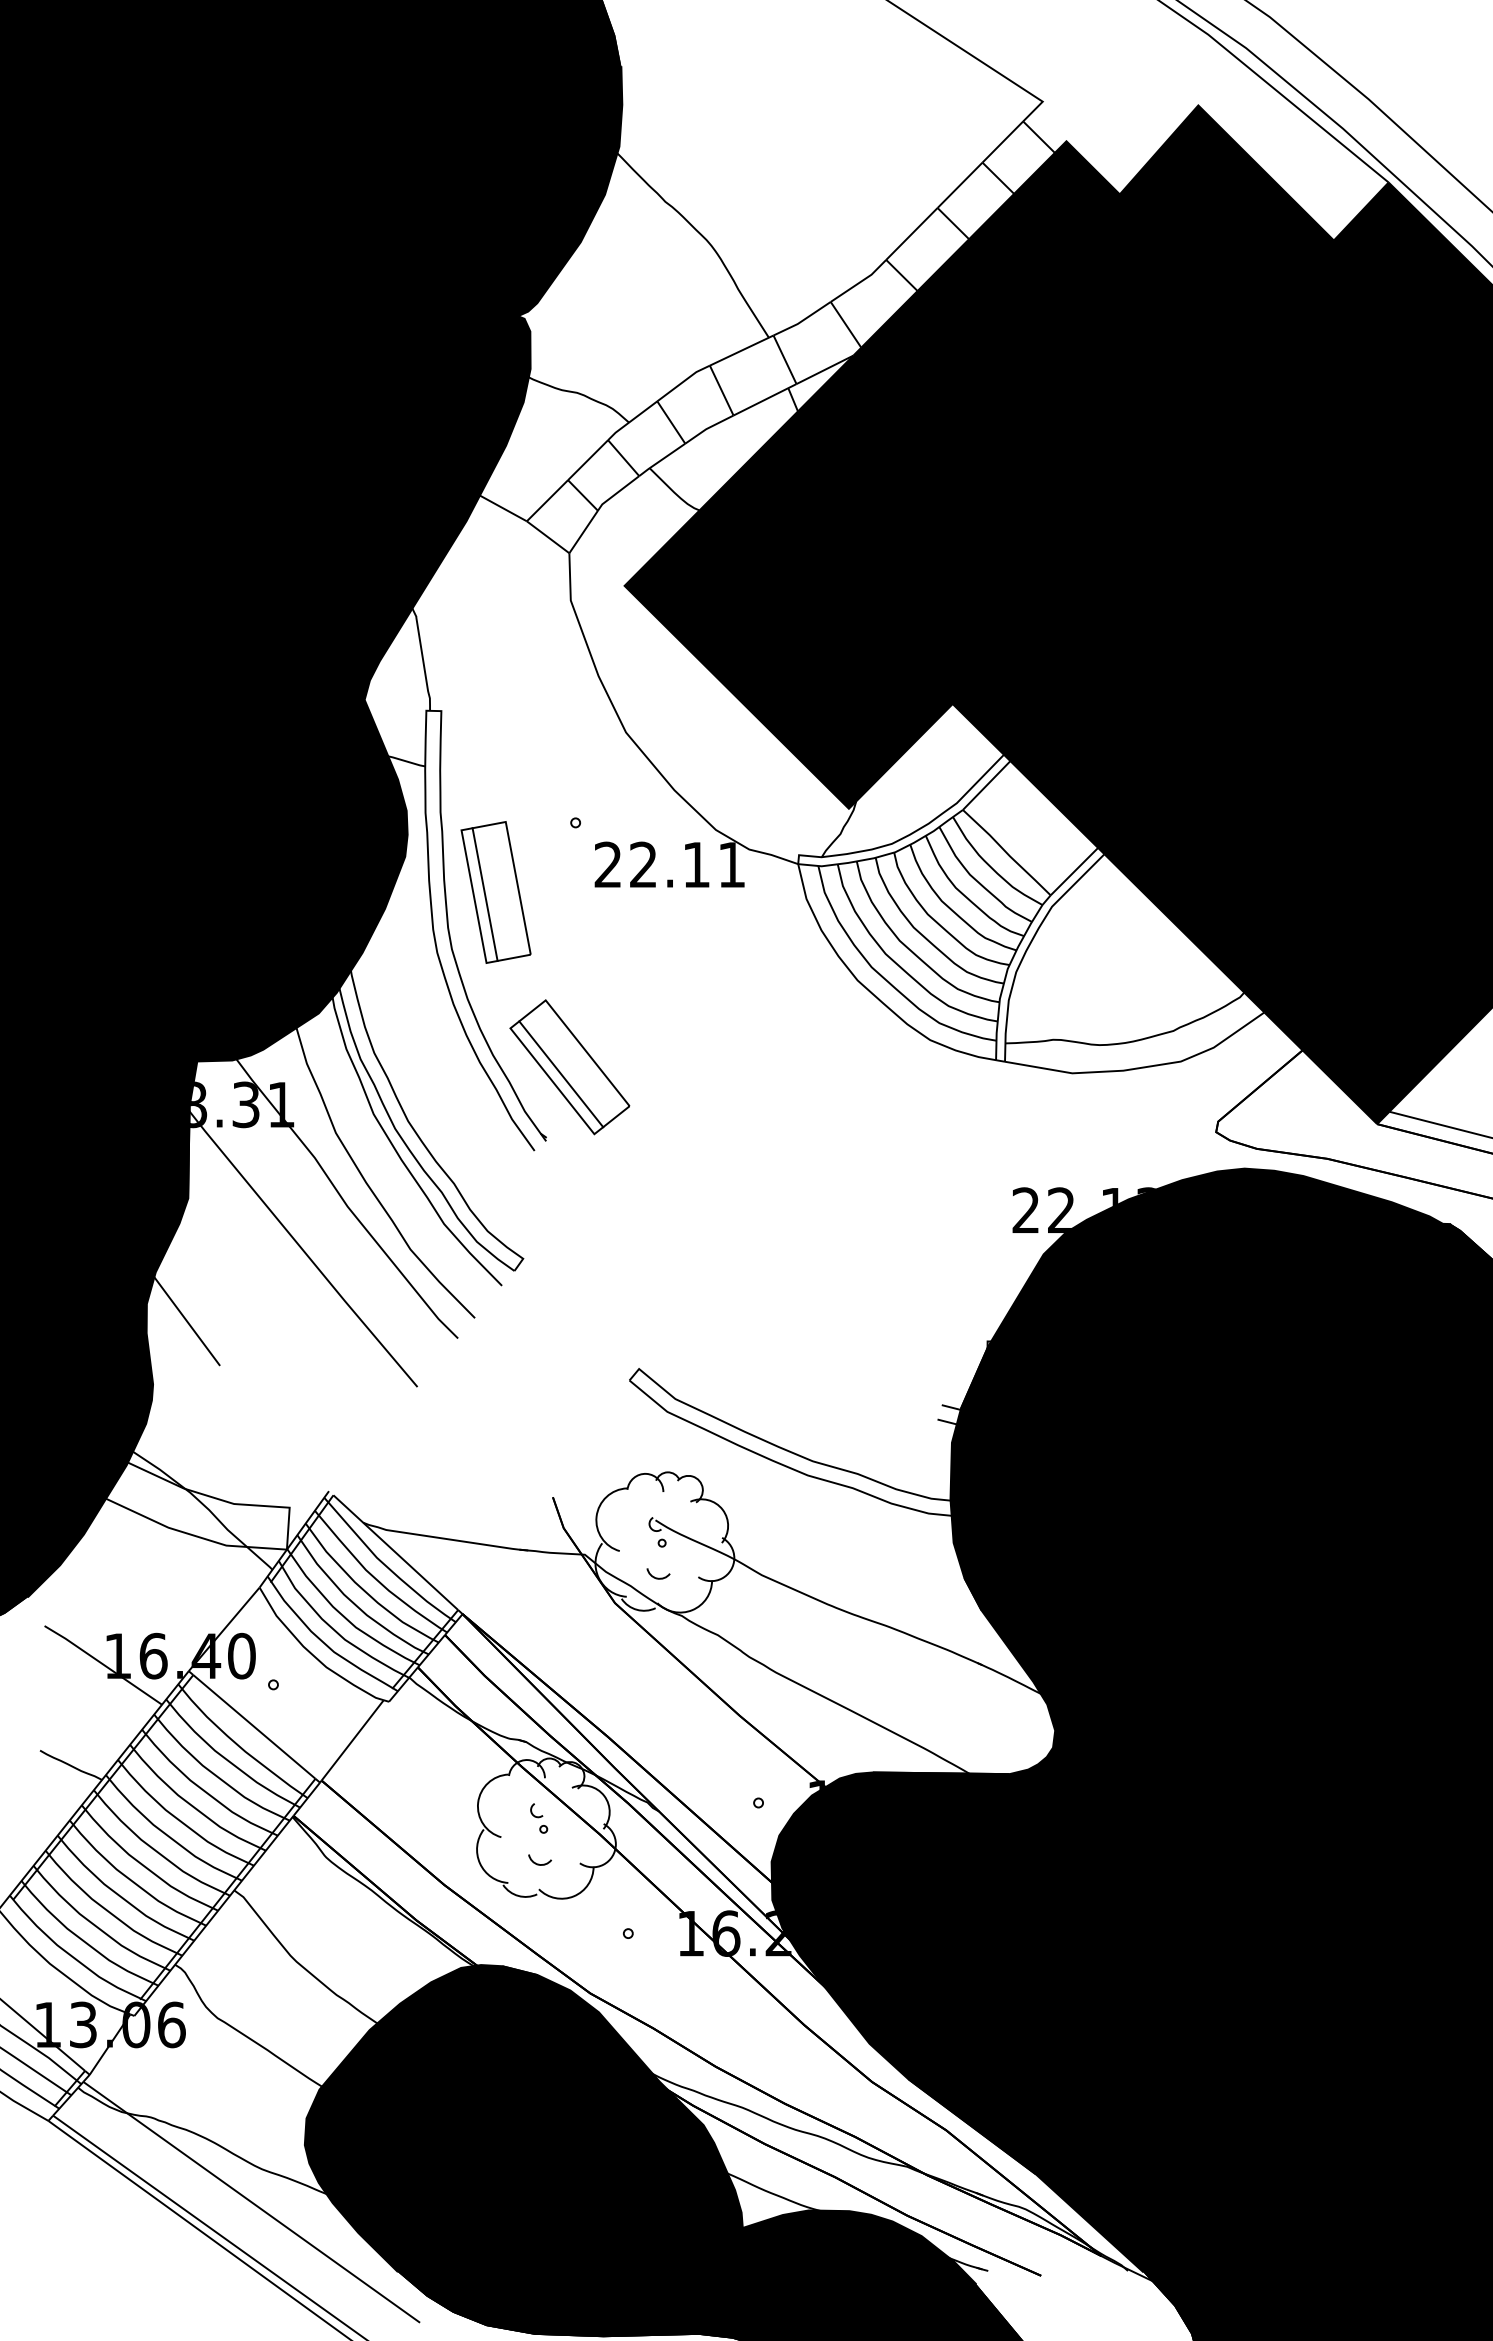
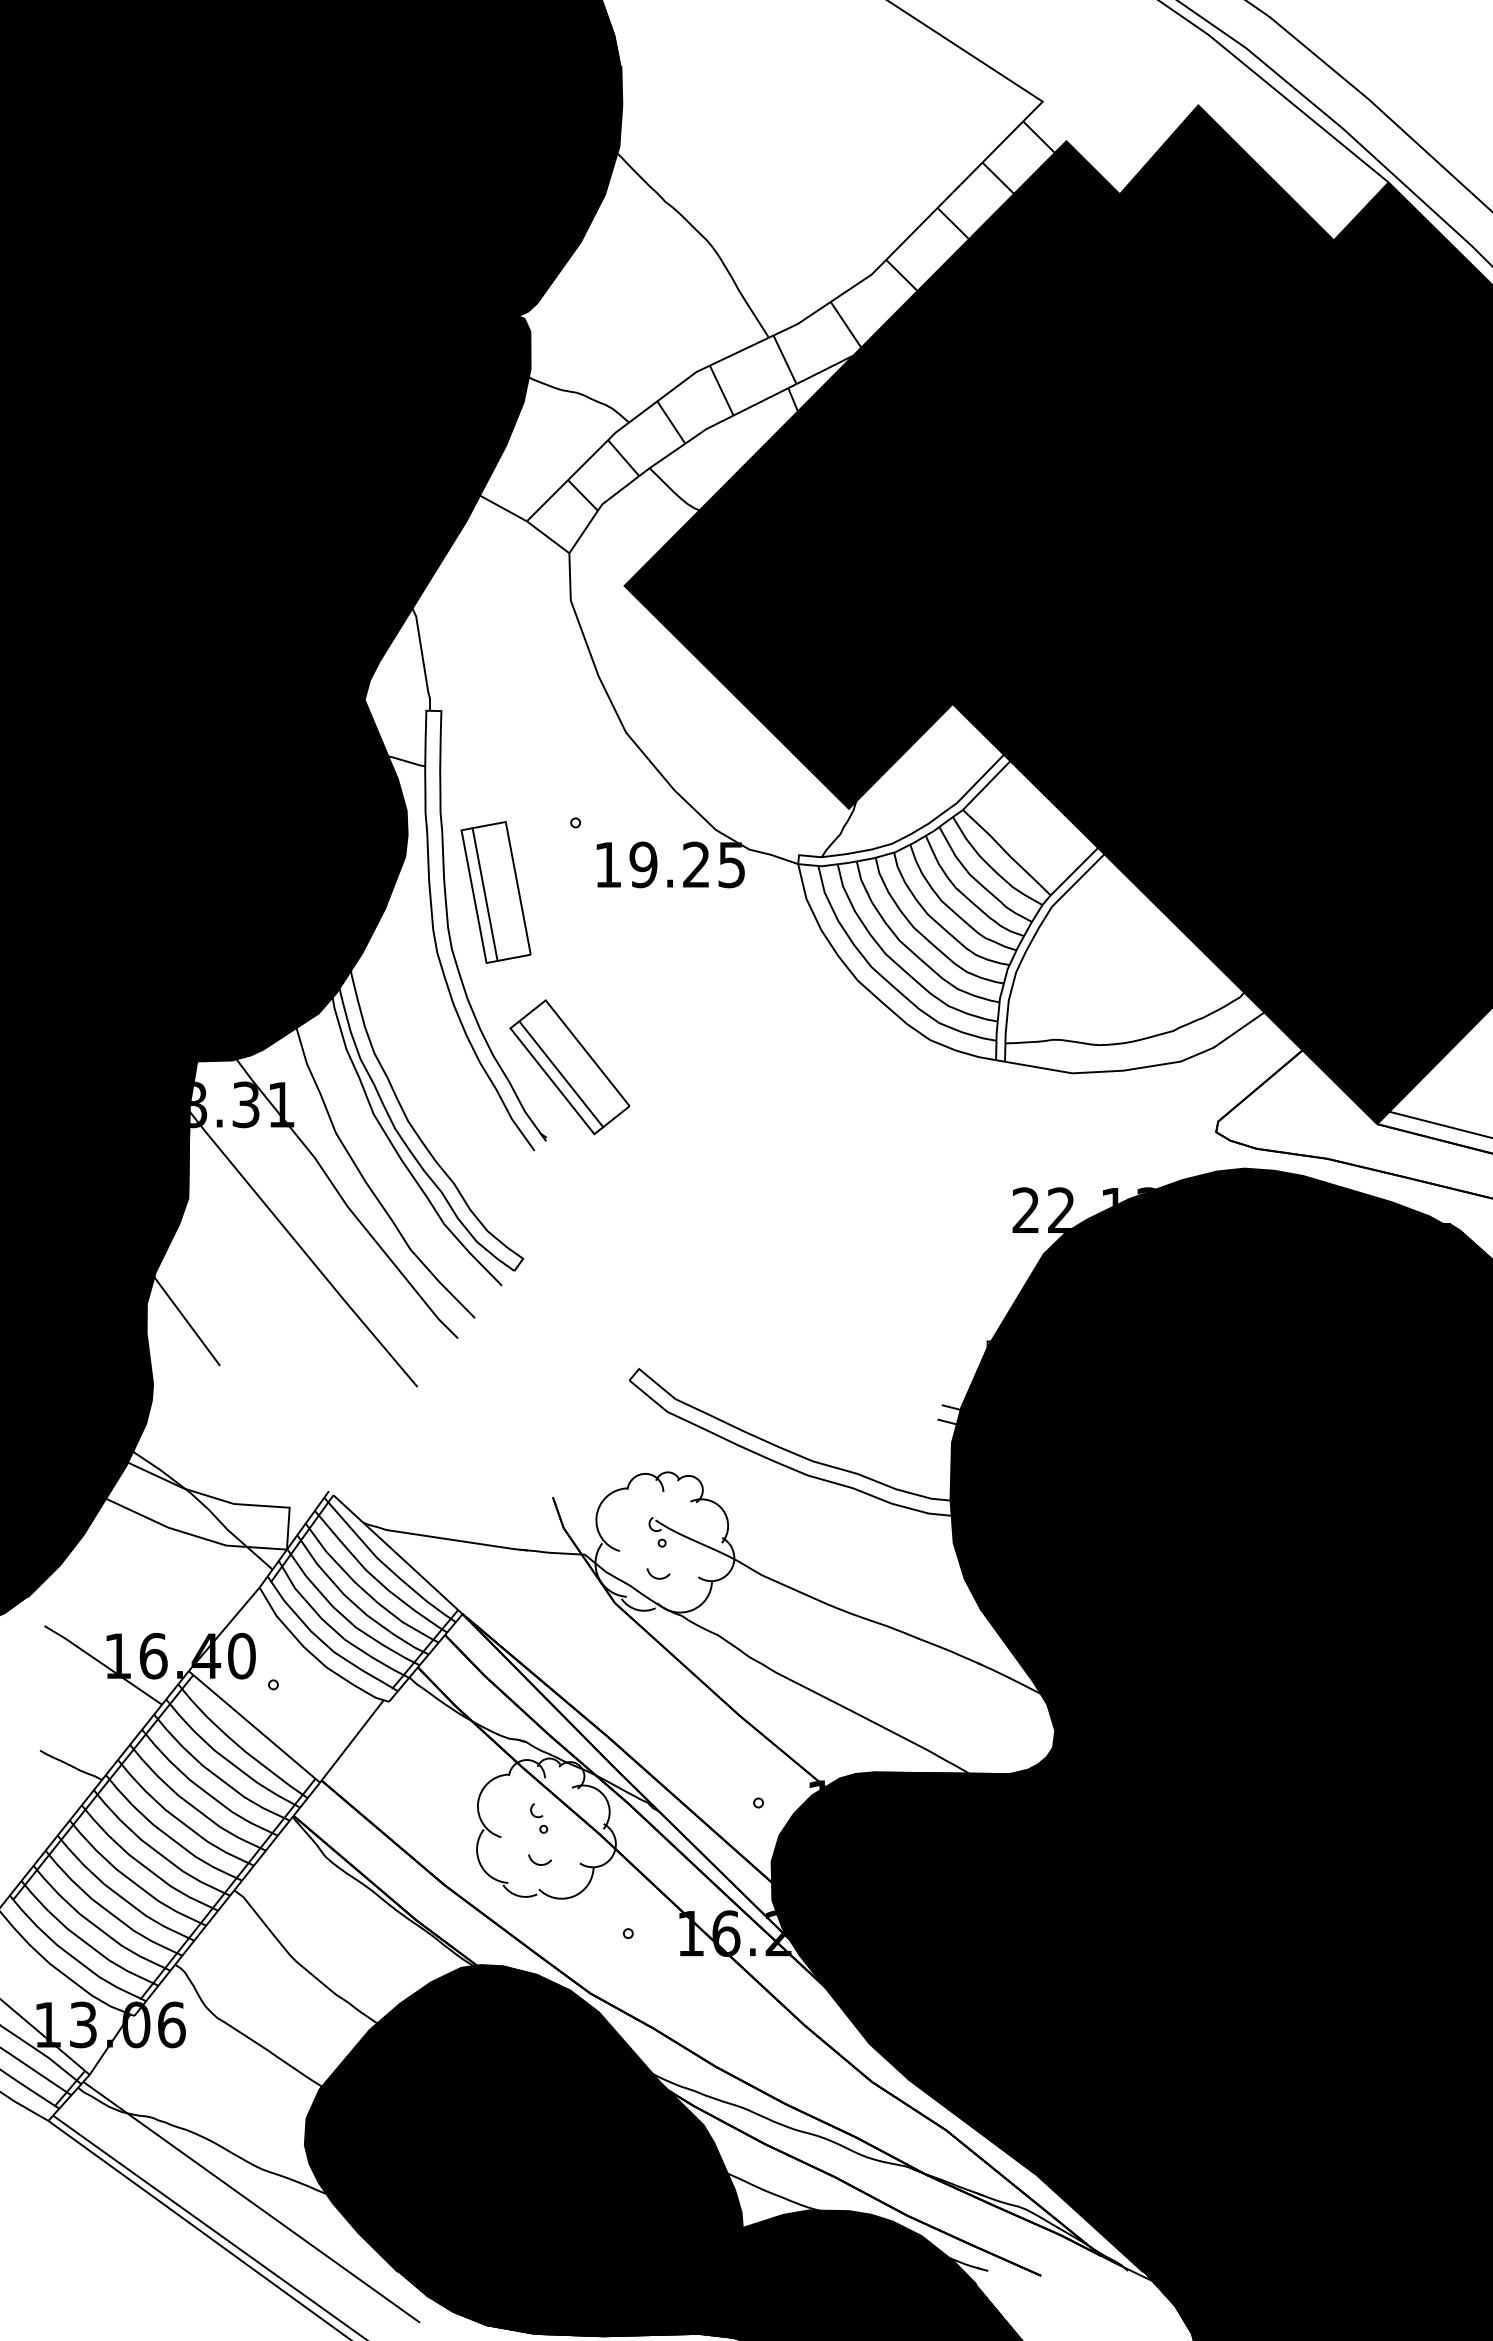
text: 22.11 -> 19.25 (669, 864)
